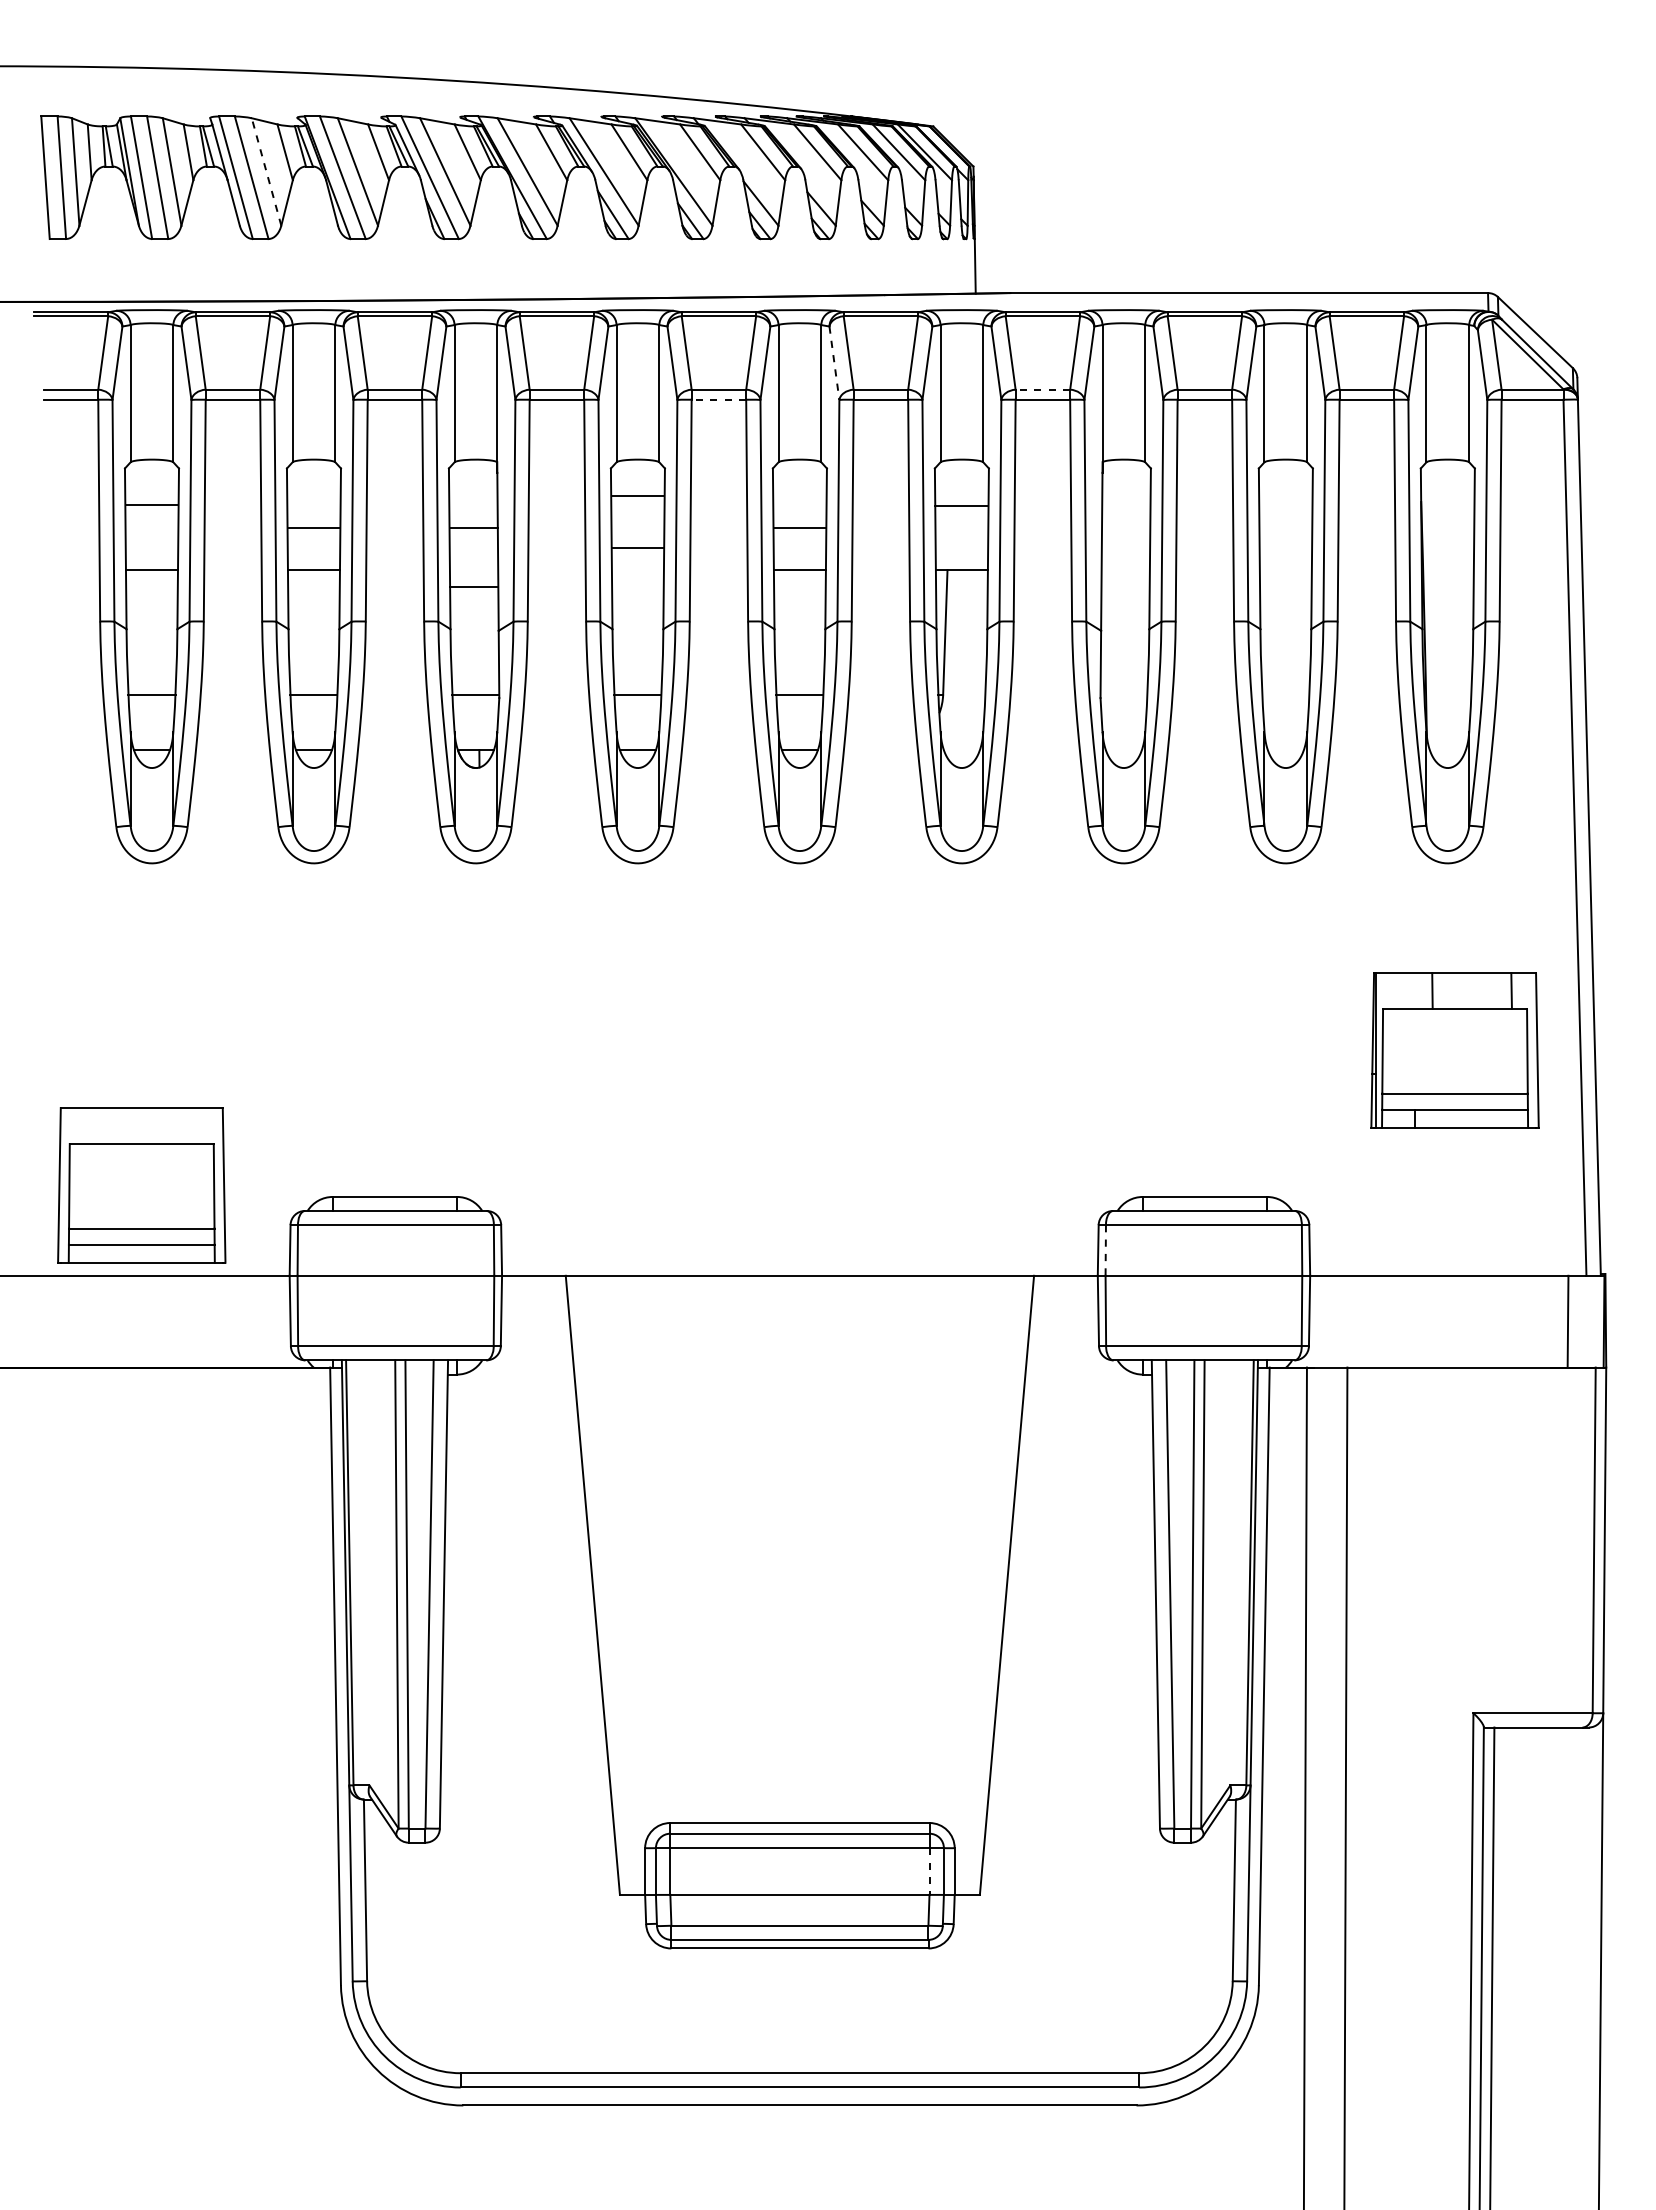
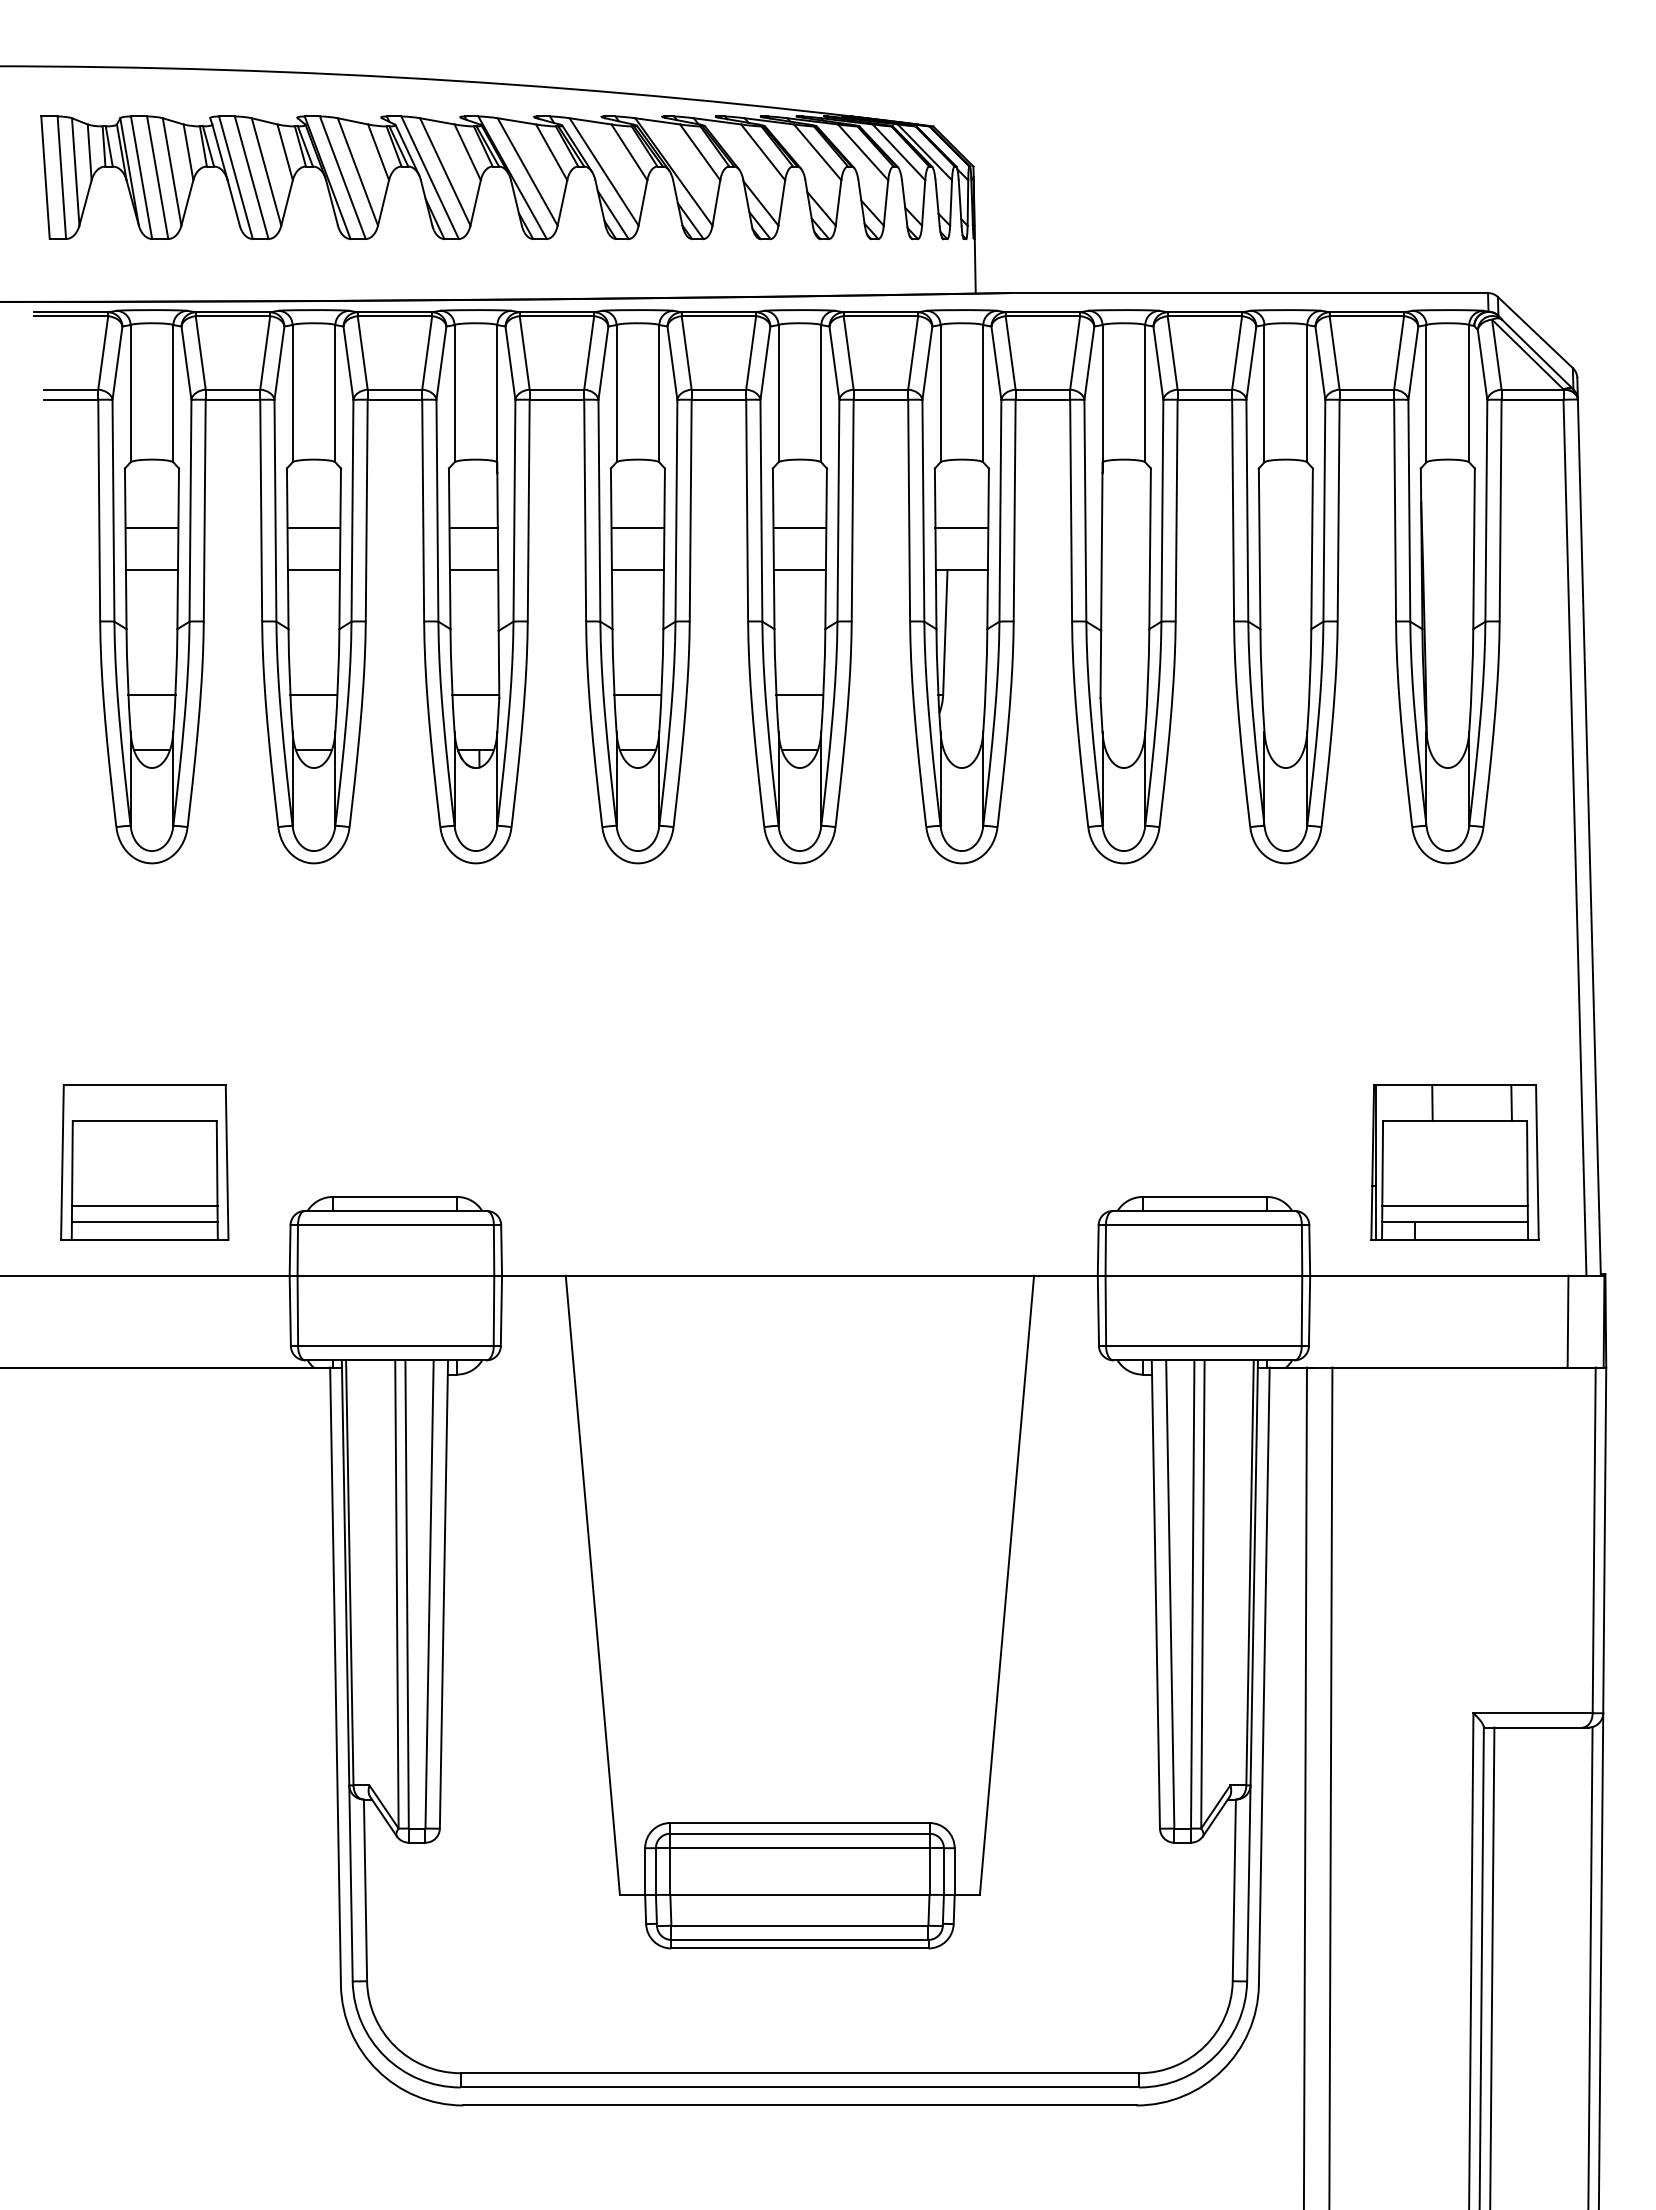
line: dashed -> solid (266, 171)
line: dashed -> solid (834, 363)
line: dashed -> solid (1042, 389)
line: dashed -> solid (718, 399)
line position: (637, 495) -> (637, 527) (637, 527)
line position: (151, 504) -> (151, 527) (151, 527)
line position: (961, 505) -> (961, 527) (961, 527)
line position: (637, 548) -> (637, 570) (637, 570)
line position: (473, 587) -> (473, 570) (473, 570)
part position: (1454, 1050) -> (1454, 1162) (1454, 1162)
part position: (141, 1185) -> (144, 1162) (144, 1162)
line: dashed -> solid (1105, 1250)
line position: (1345, 1786) -> (1330, 1786) (1330, 1786)
line: dashed -> solid (929, 1872)
line: none -> present (1590, 1966)
